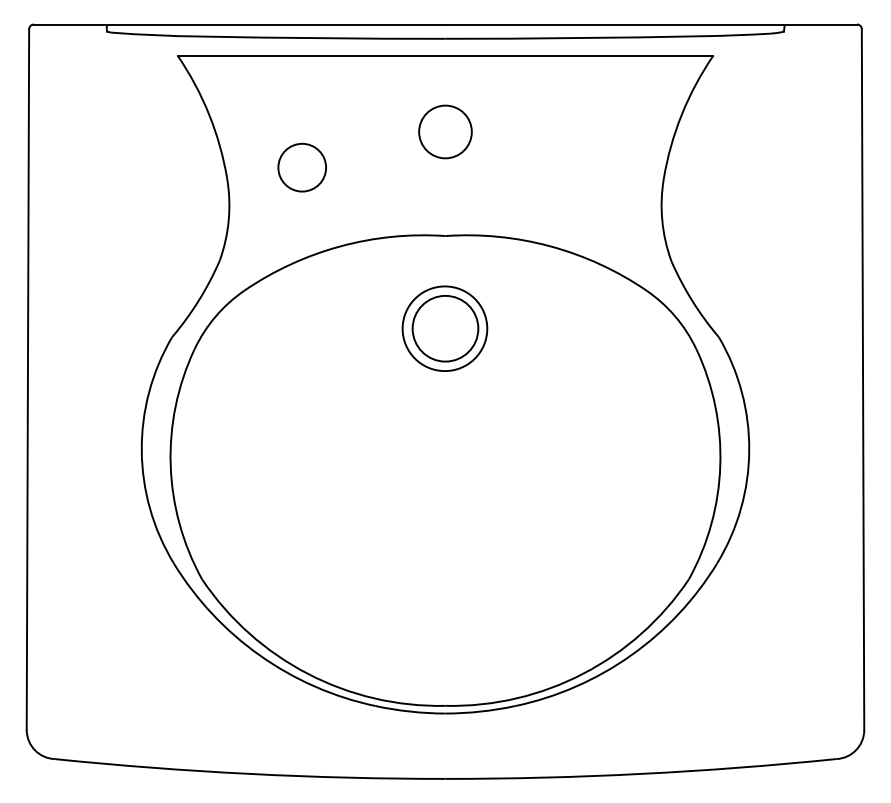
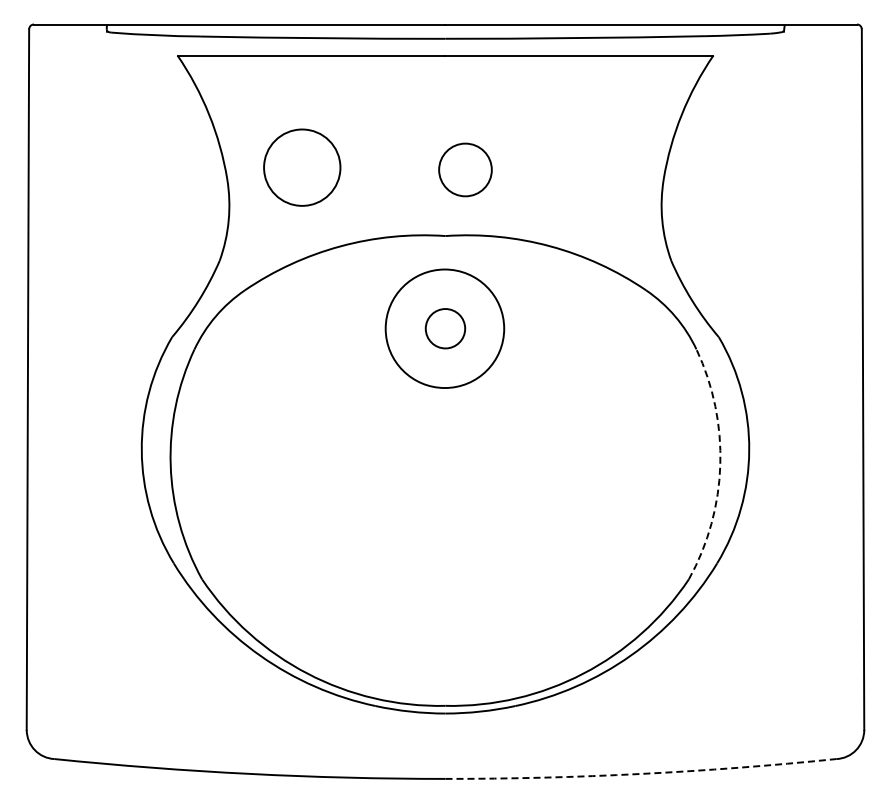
circle position: (445, 131) -> (465, 169) (465, 169)
circle diameter: 48 px -> 76 px (302, 167)
circle diameter: 85 px -> 118 px (444, 328)
circle diameter: 66 px -> 39 px (445, 328)
arc: solid -> dashed (720, 465)
arc: solid -> dashed (641, 773)
